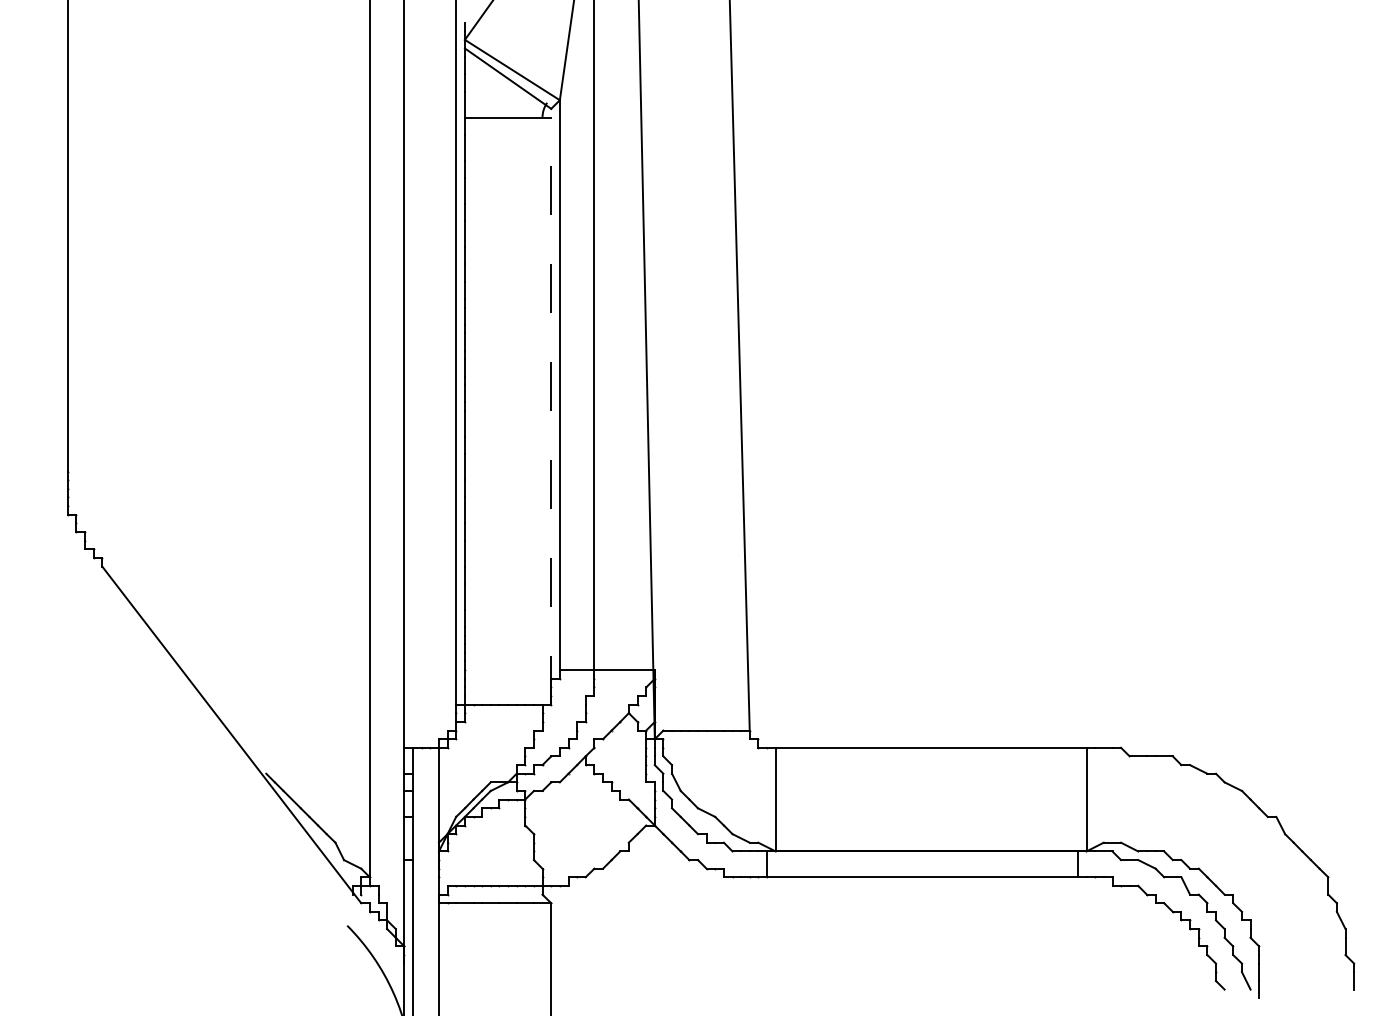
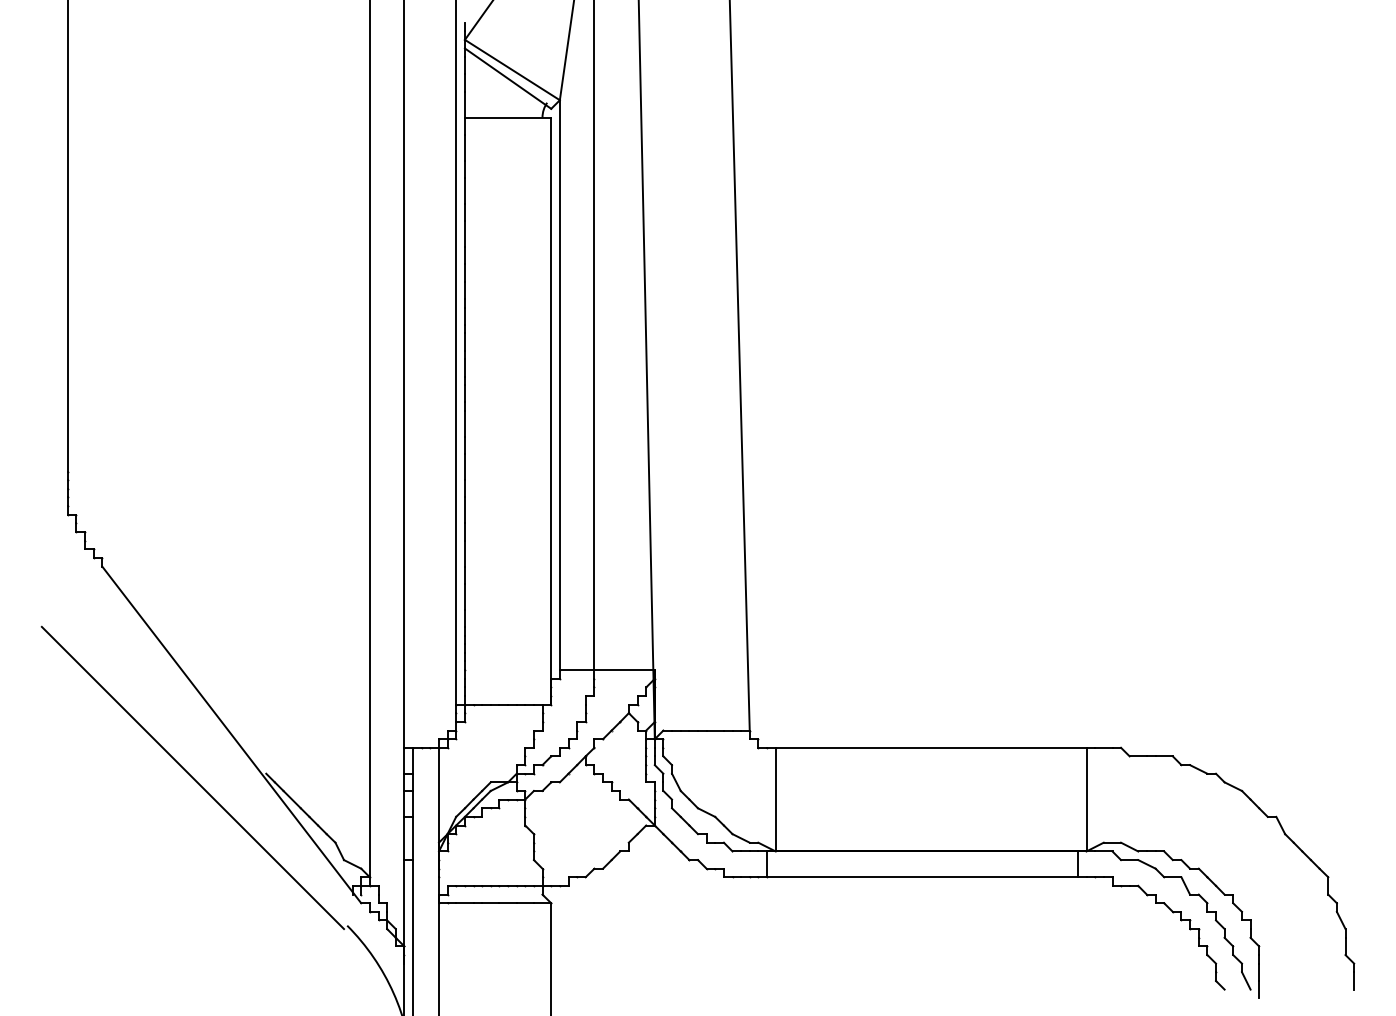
line: dashed -> solid (551, 411)
line: none -> present (192, 777)
